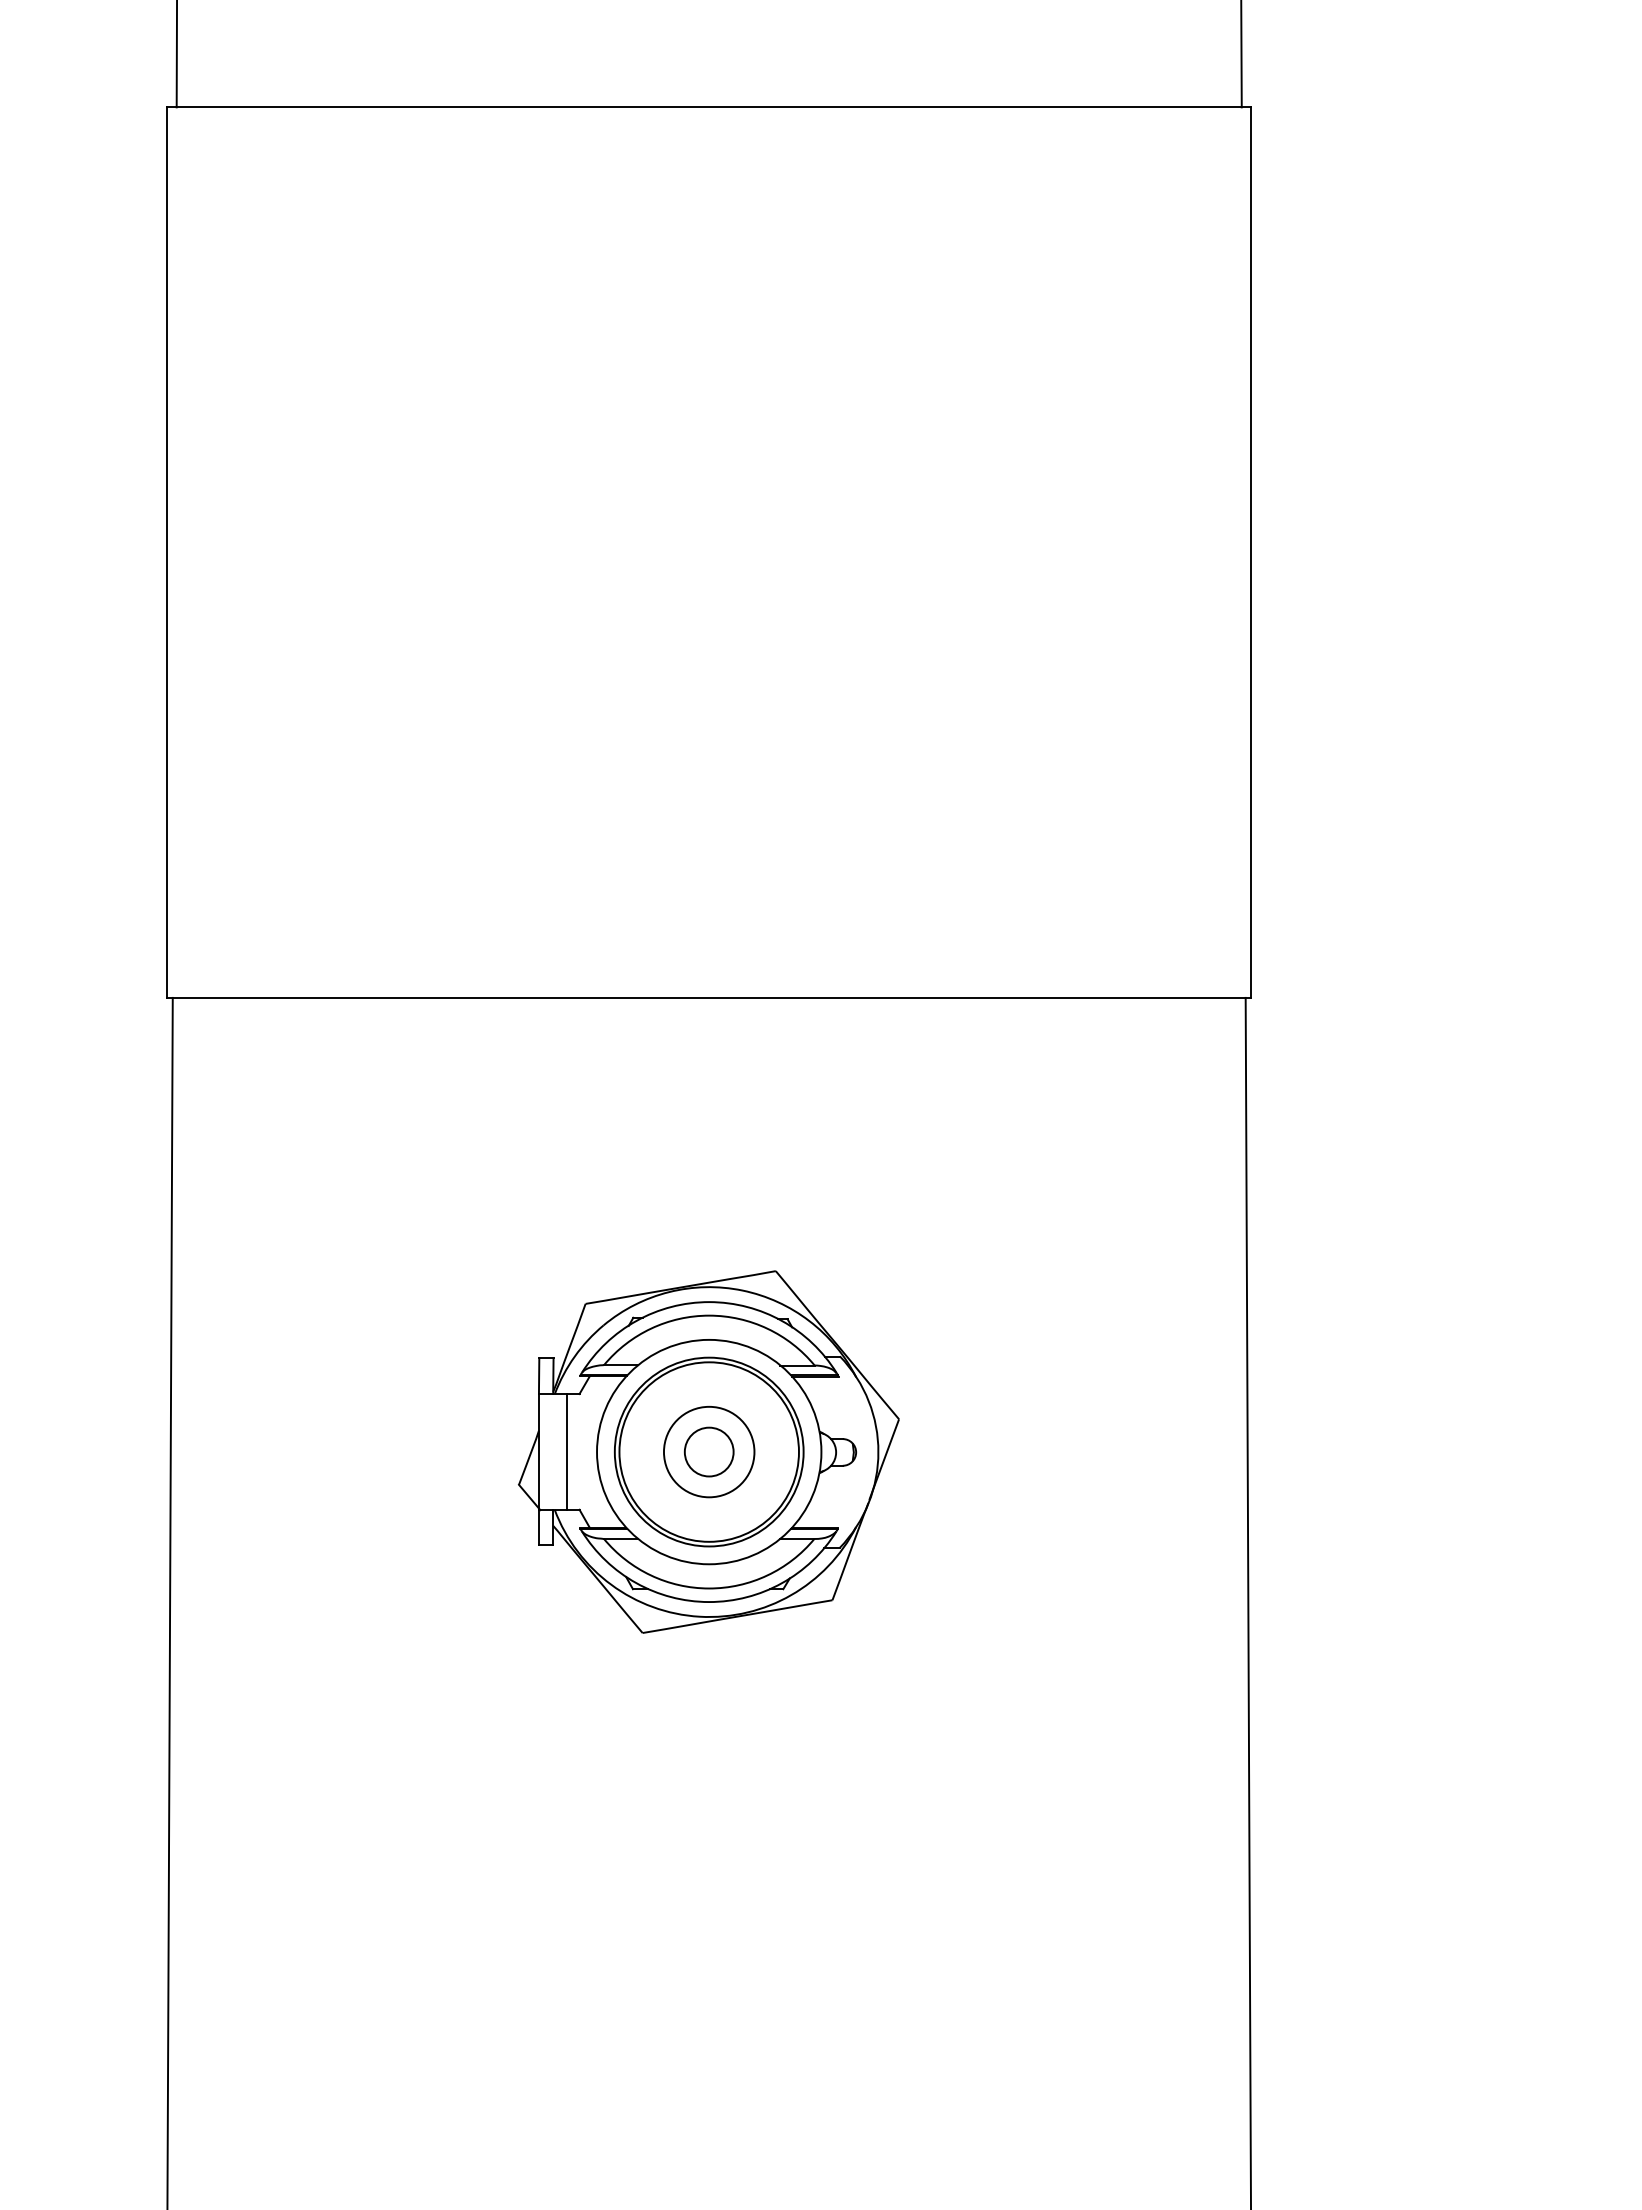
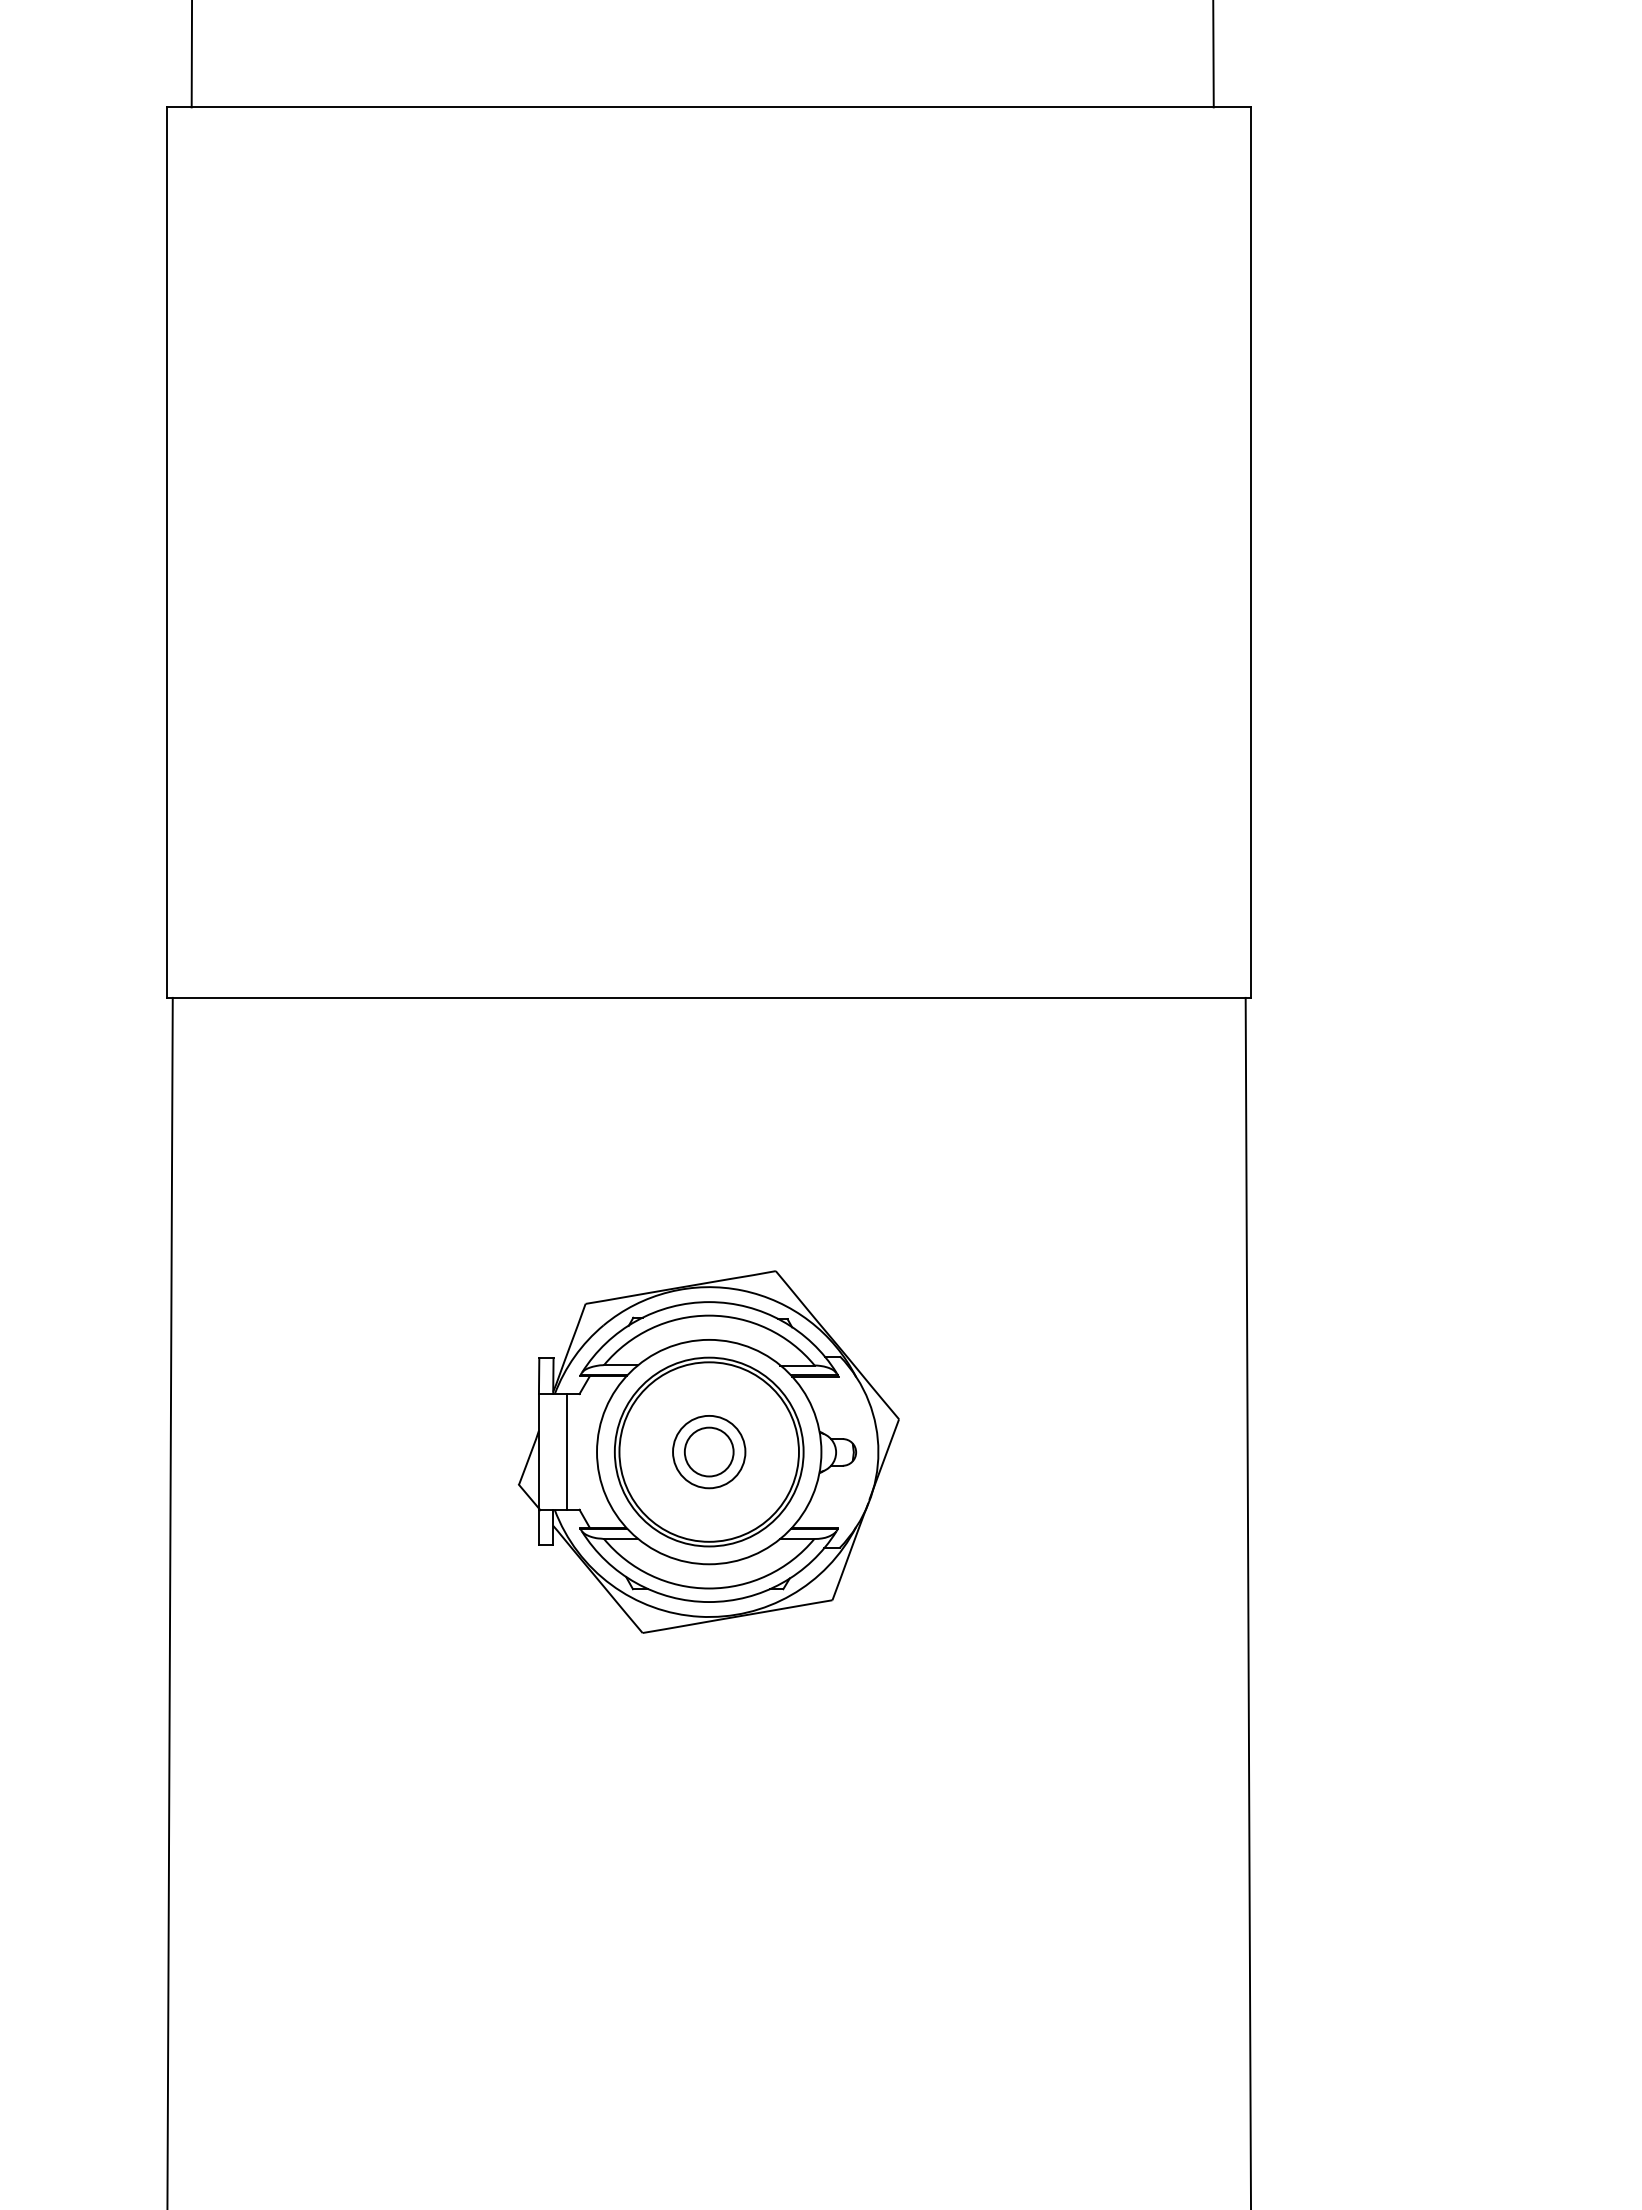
line position: (176, 54) -> (191, 54) (191, 54)
line position: (1241, 54) -> (1213, 54) (1213, 54)
circle diameter: 90 px -> 72 px (709, 1451)
